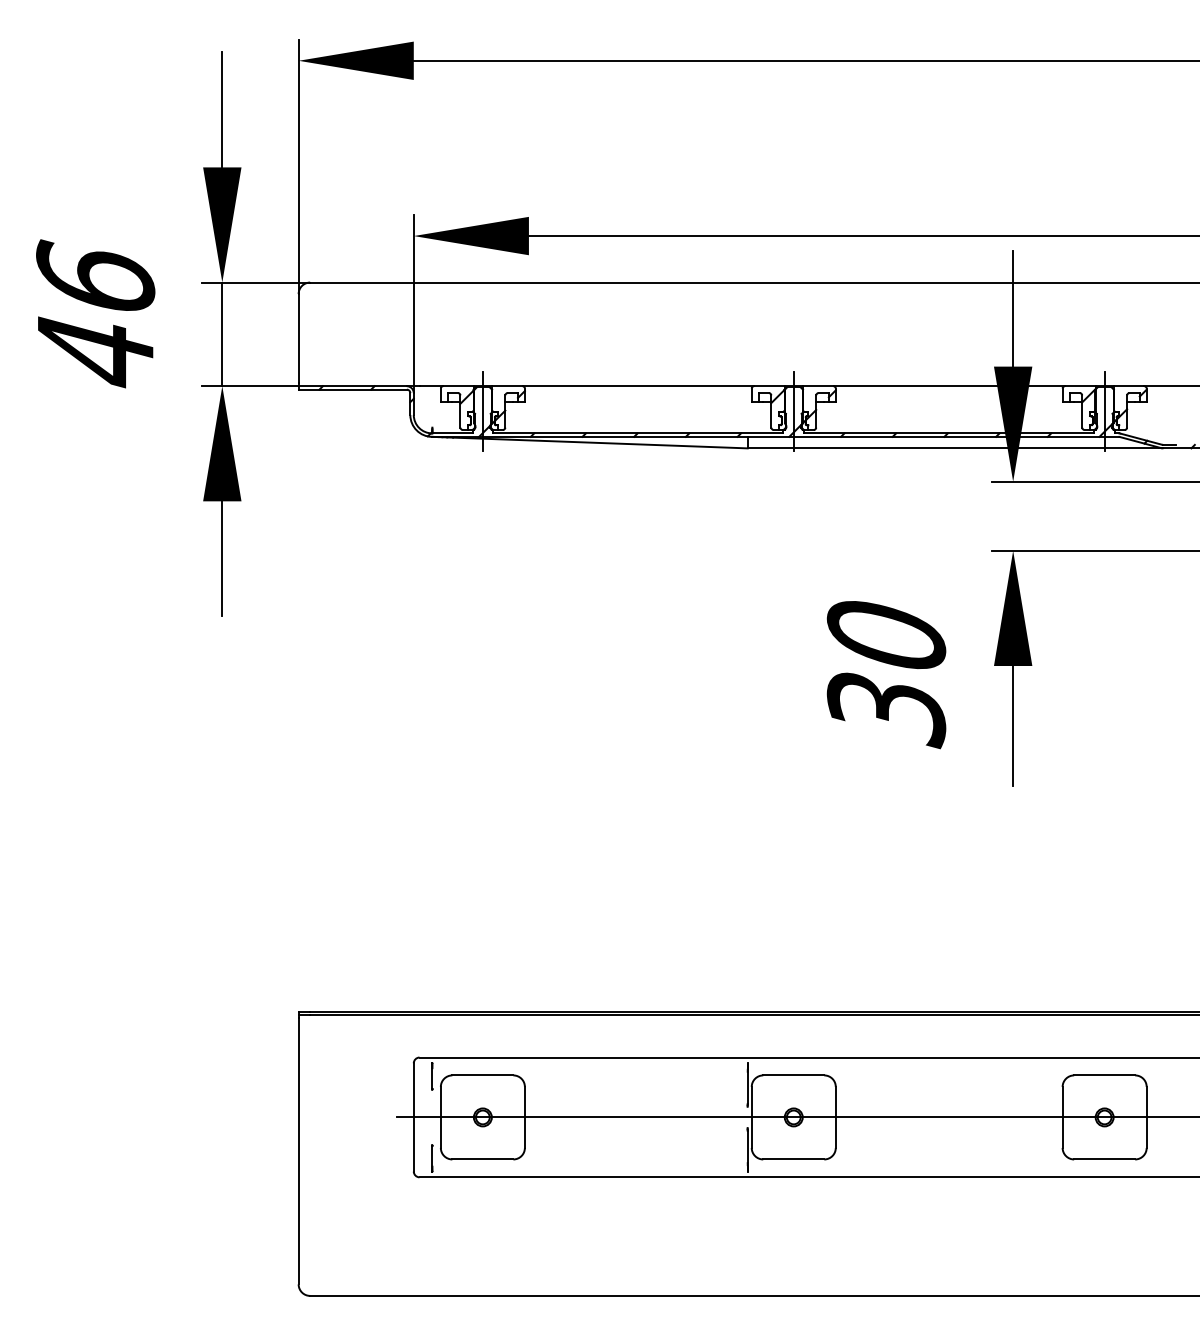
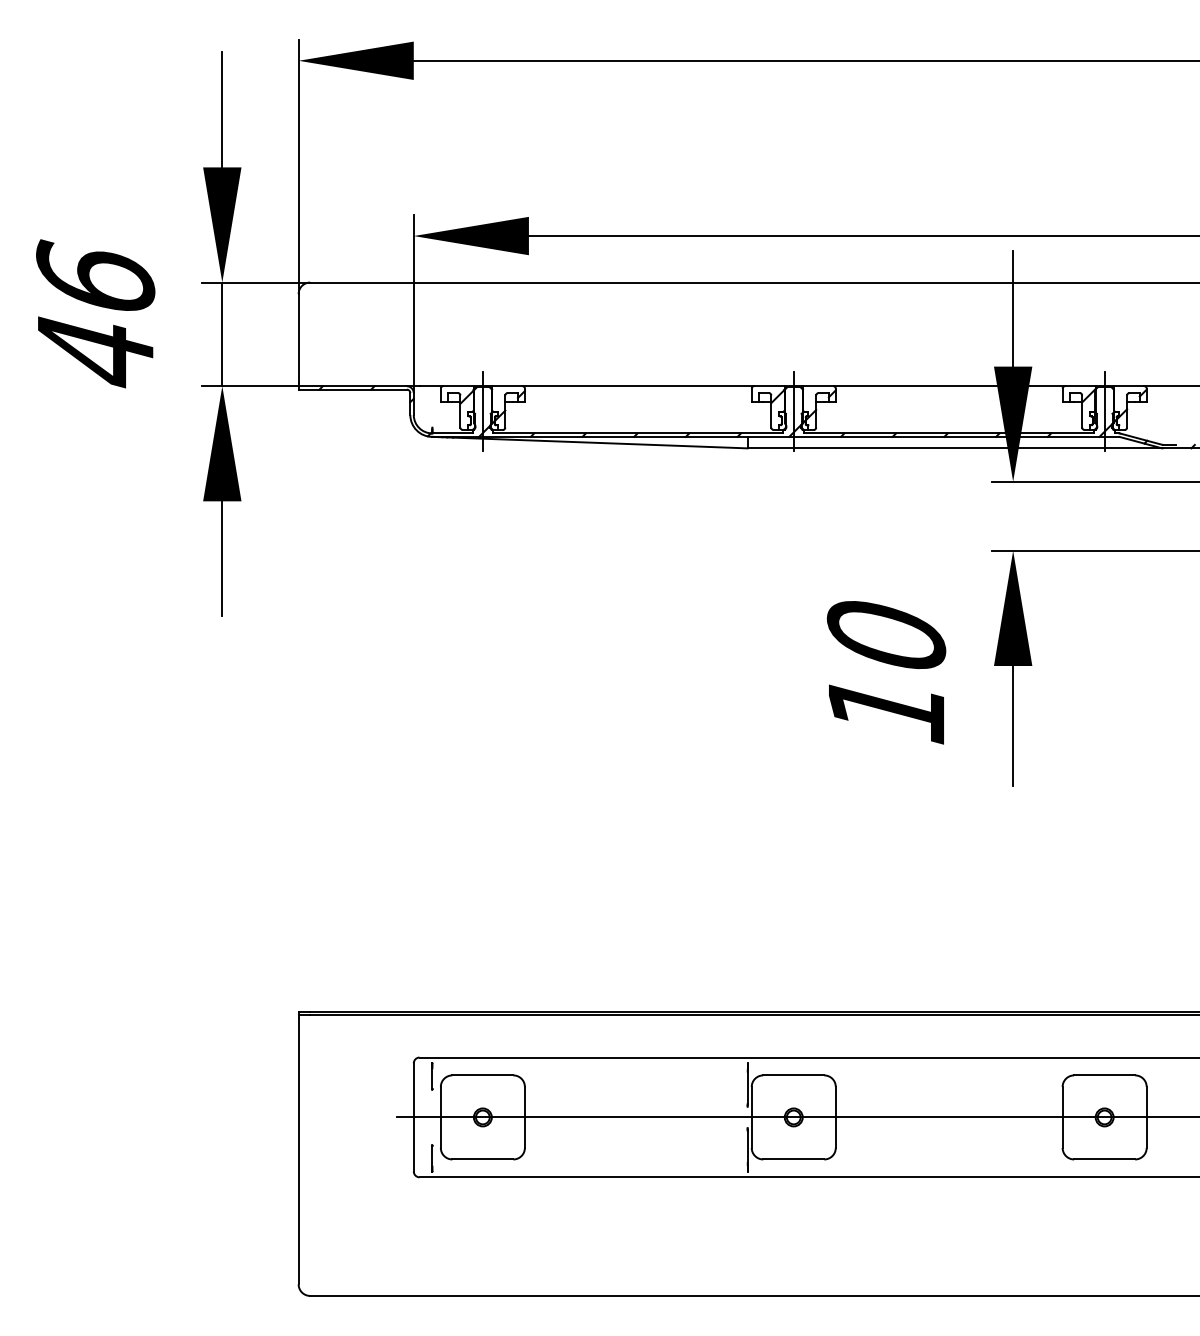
text: 30 -> 10 (886, 710)
